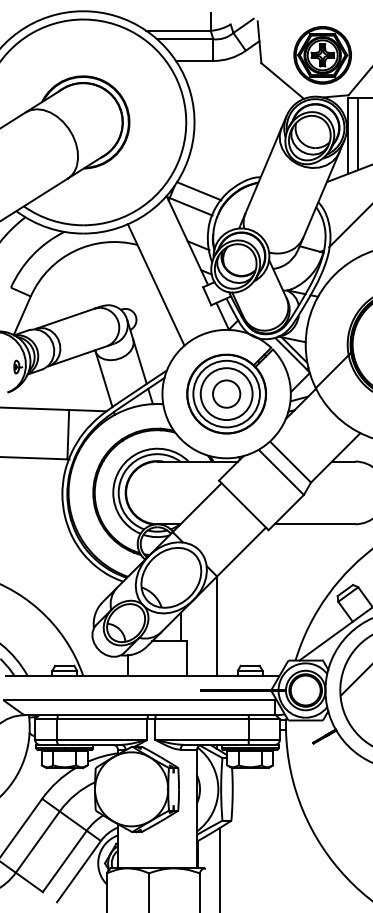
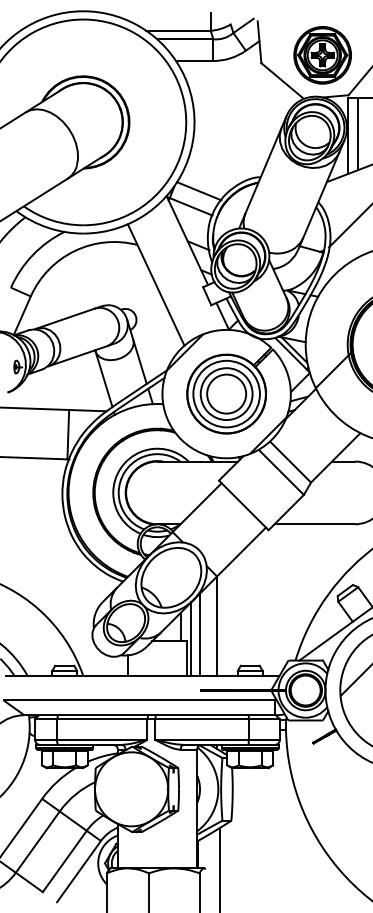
circle diameter: 27 px -> 39 px (226, 393)
hatch: none -> present (226, 393)
line: none -> present (199, 634)
line: none -> present (191, 638)
